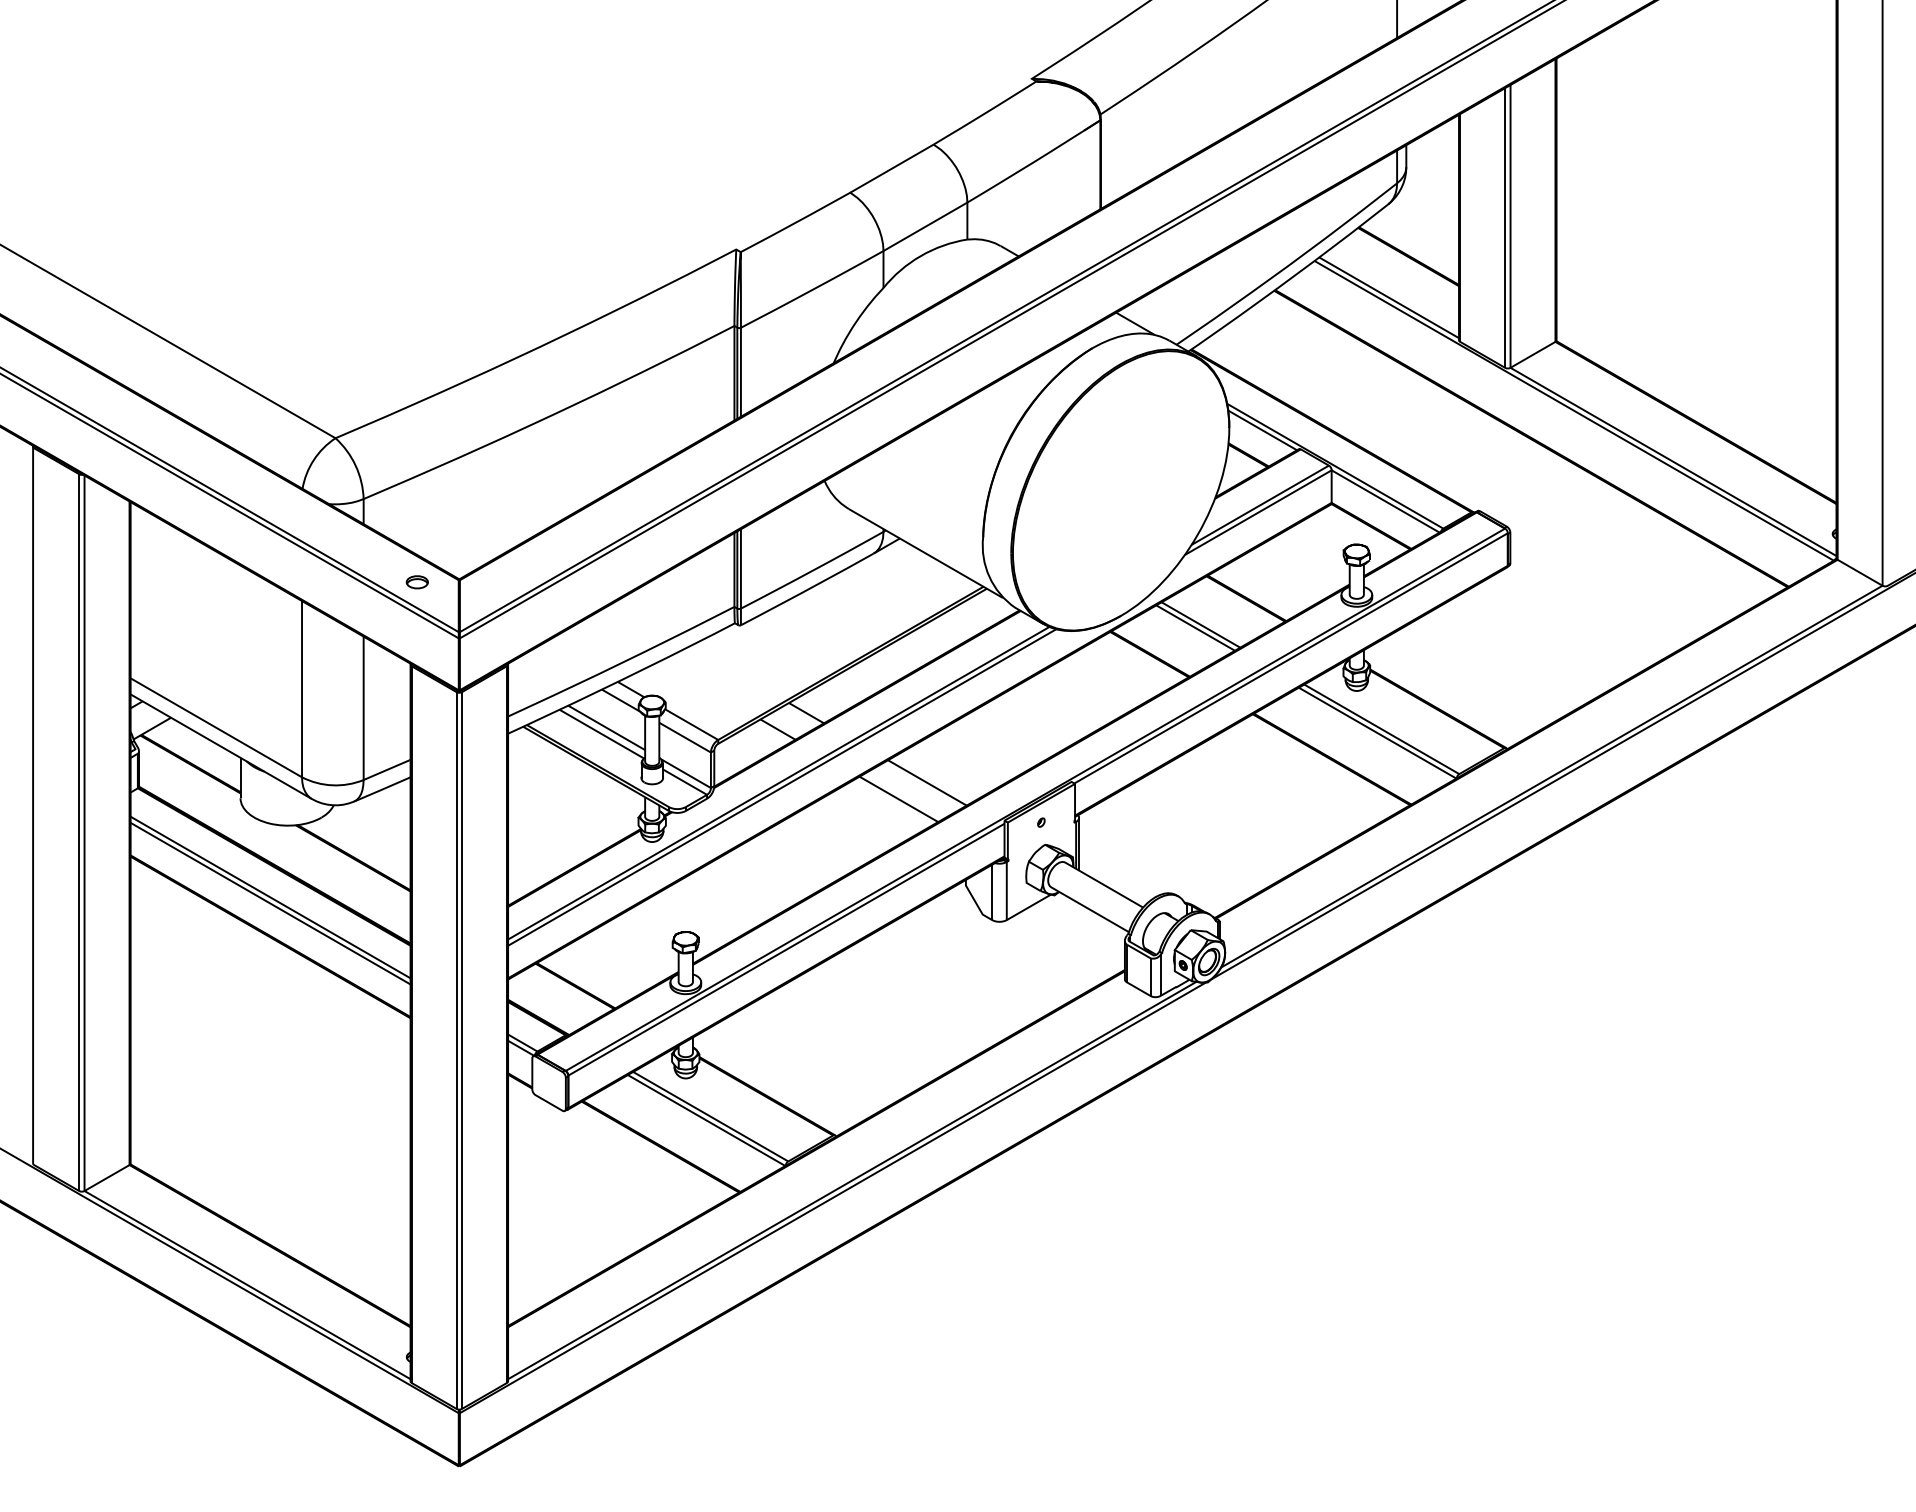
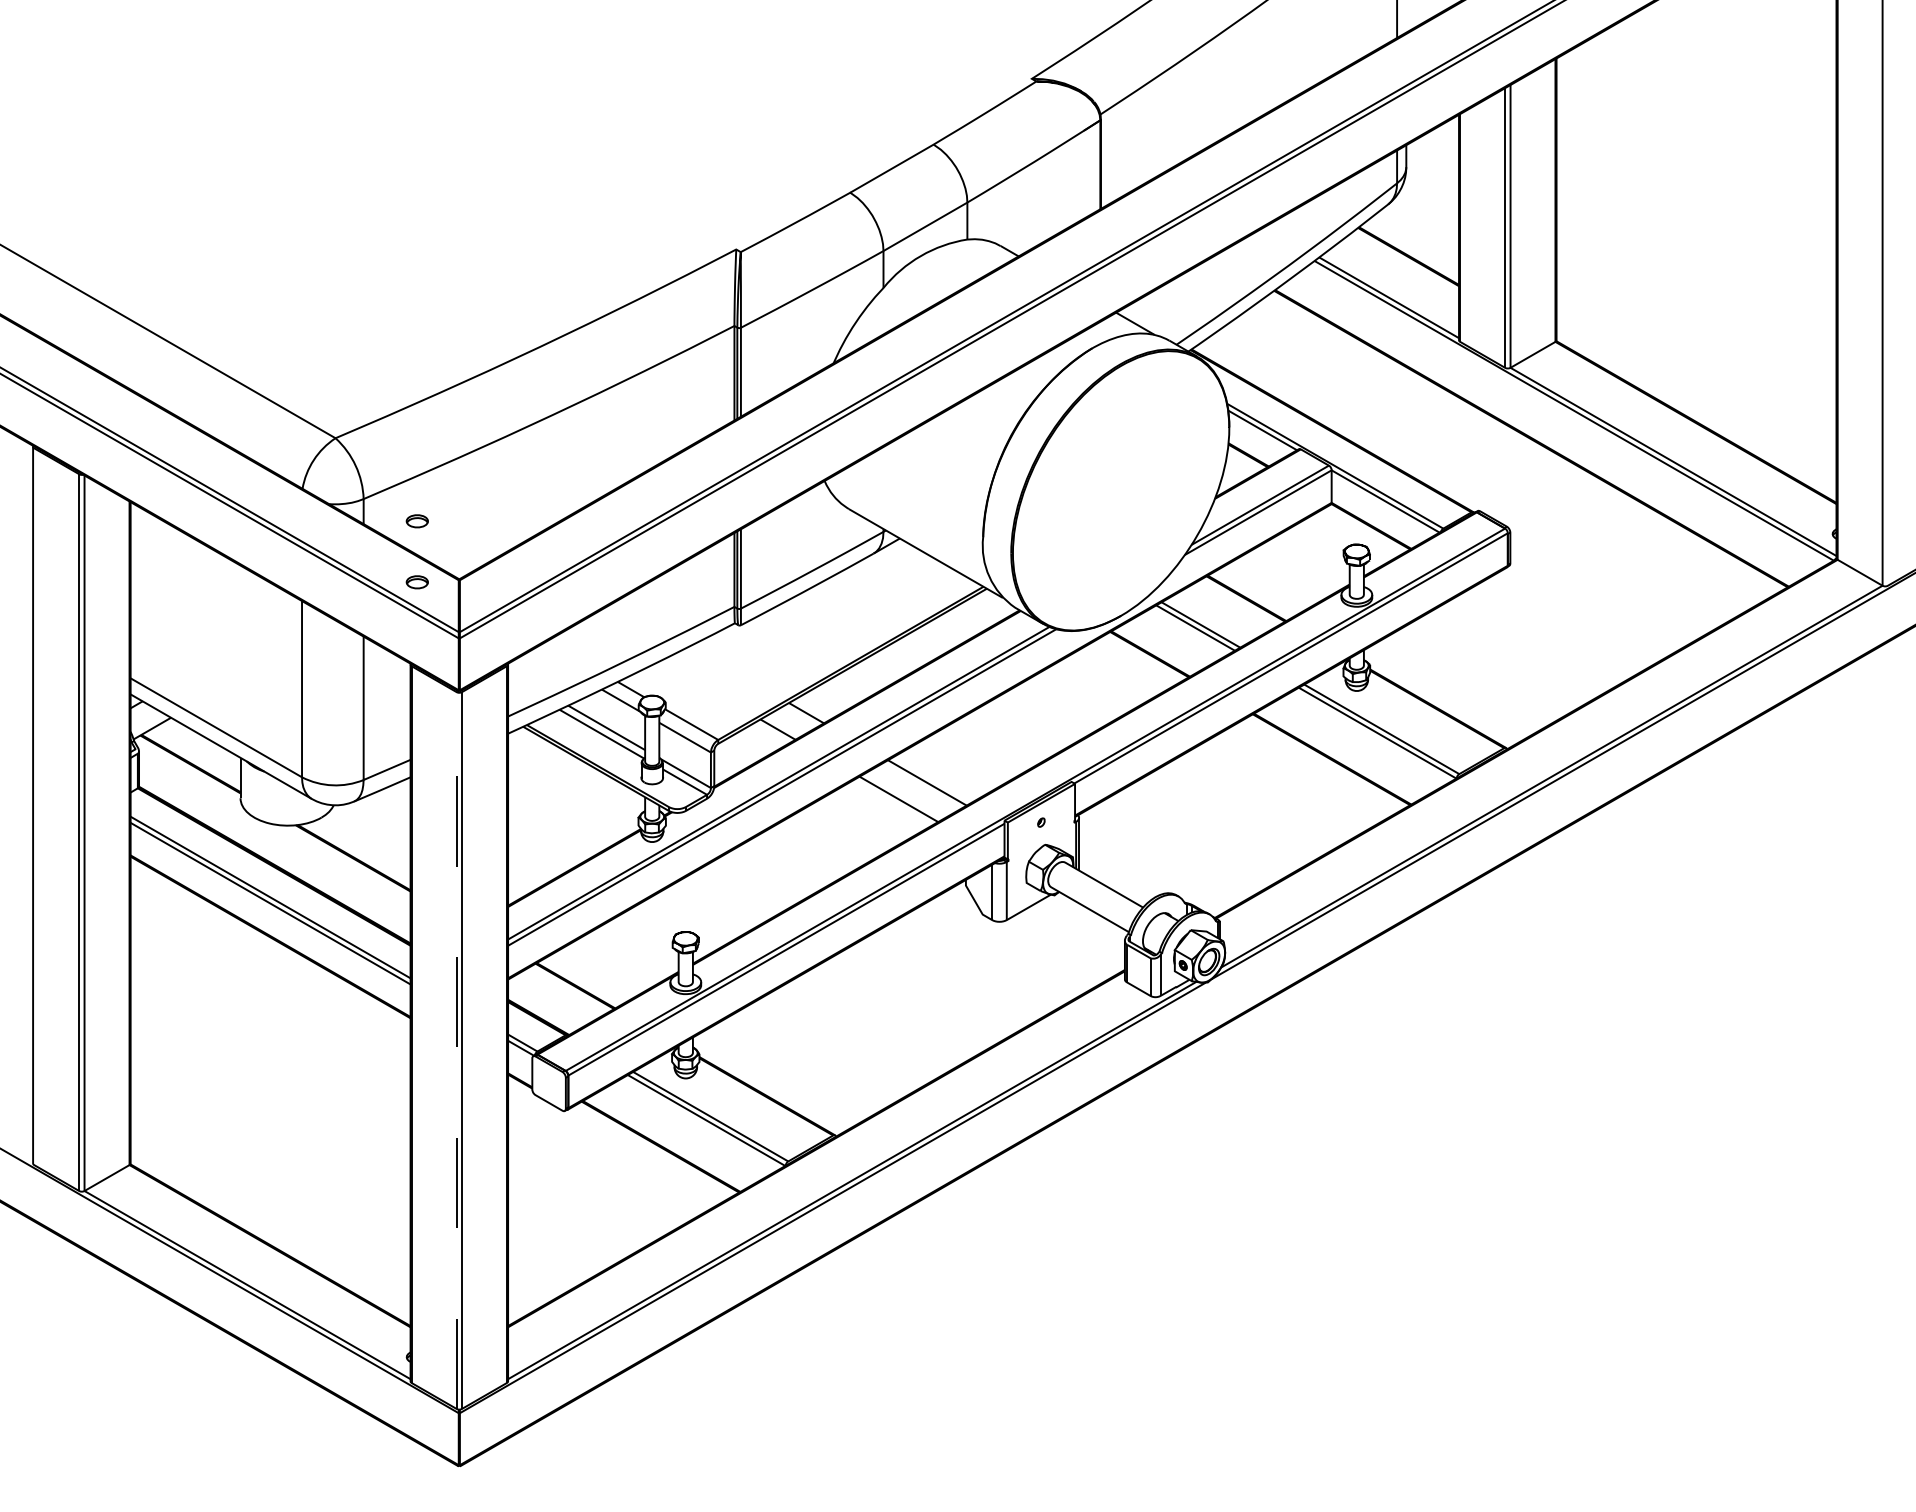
part: none -> present (416, 521)
line: solid -> dashed (456, 1050)
